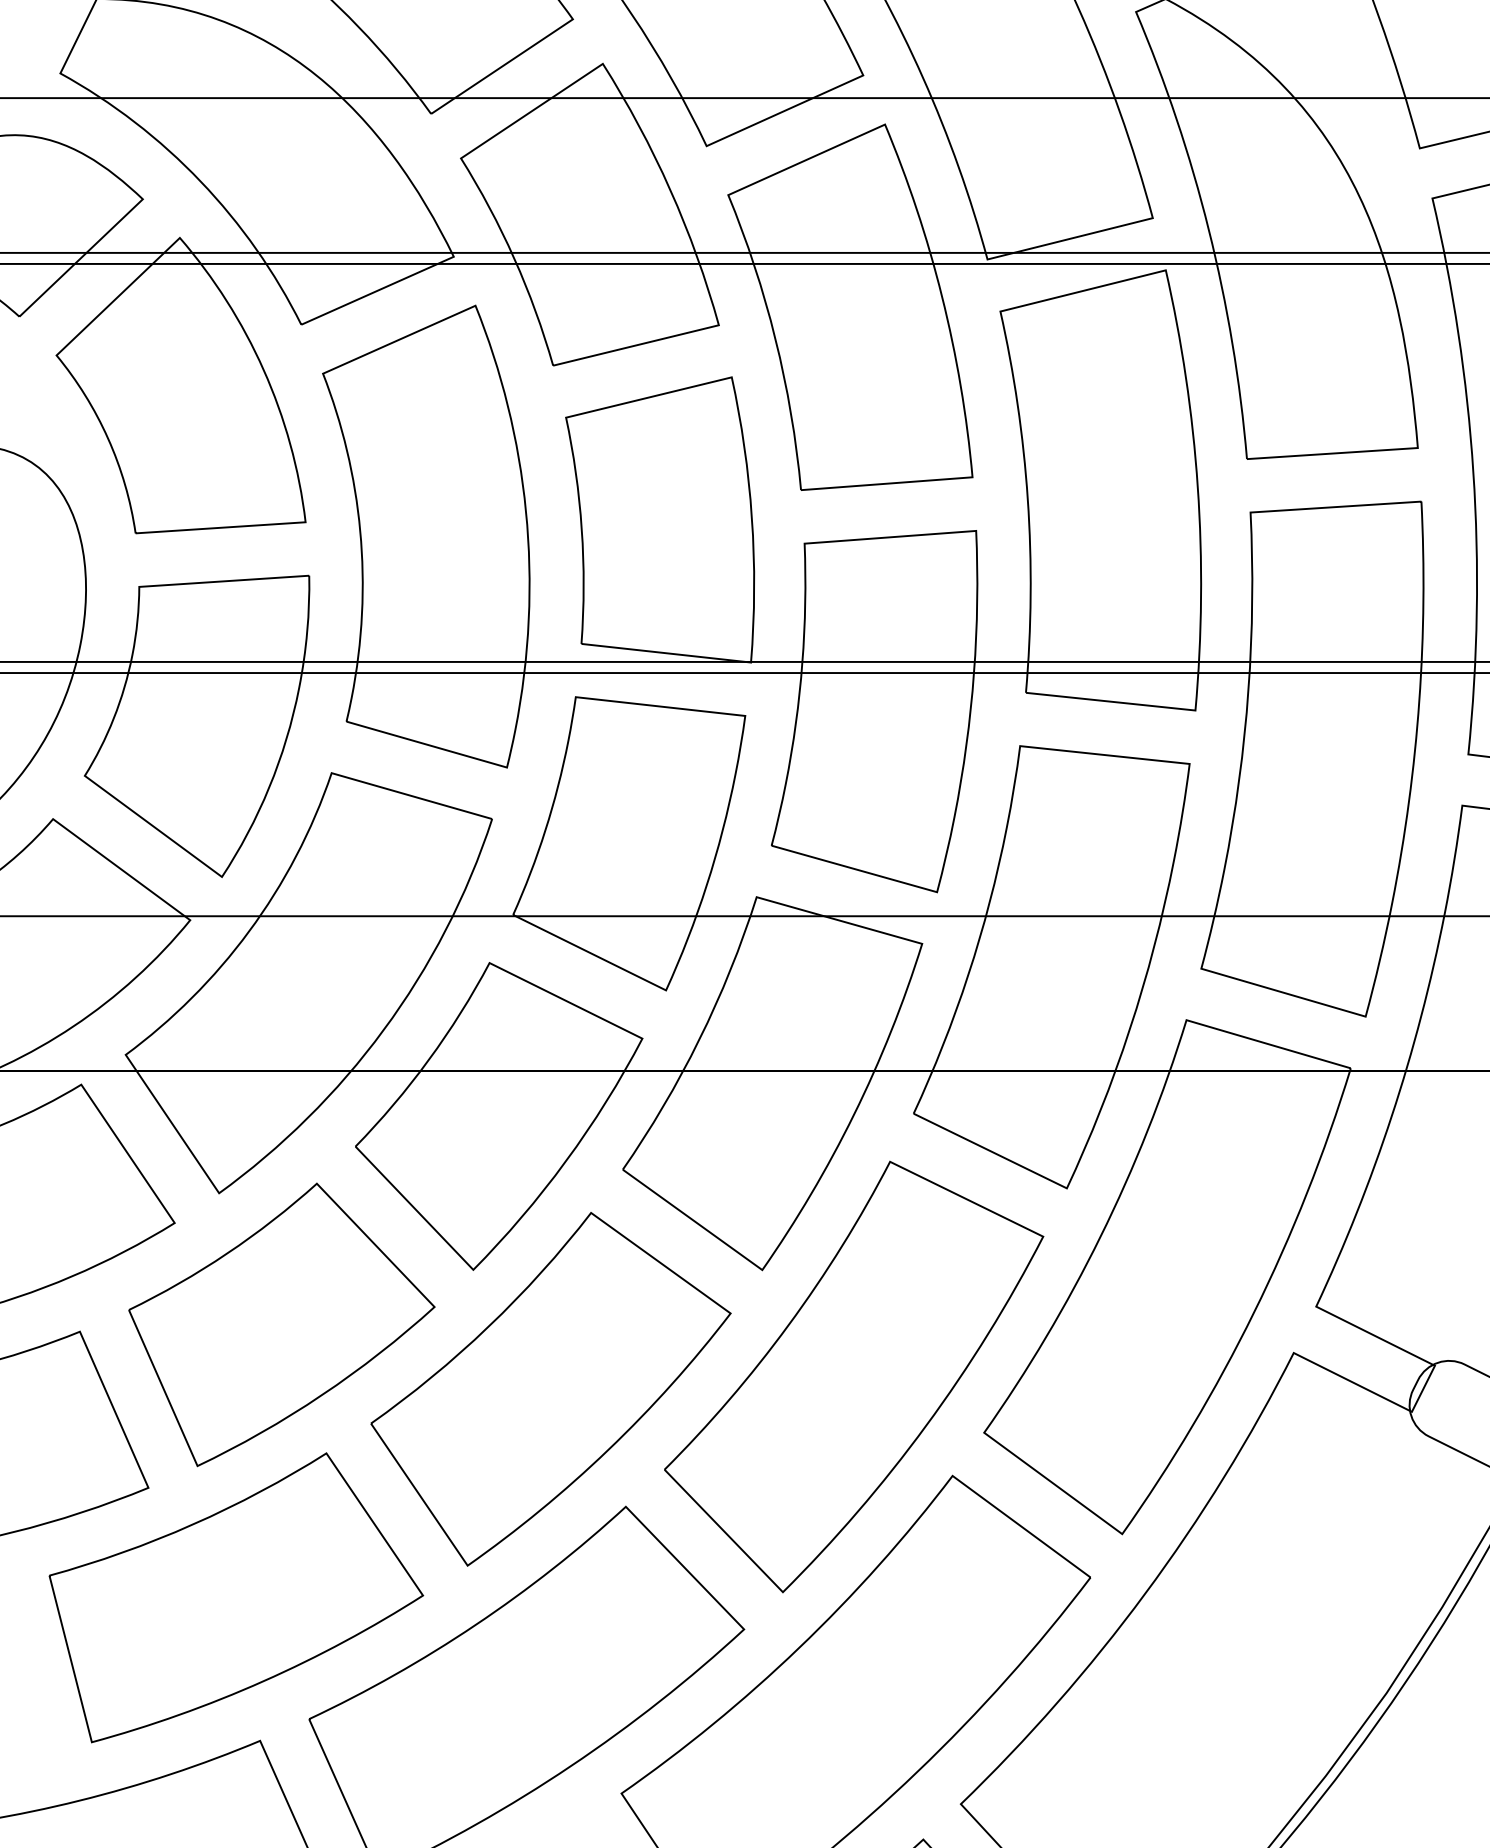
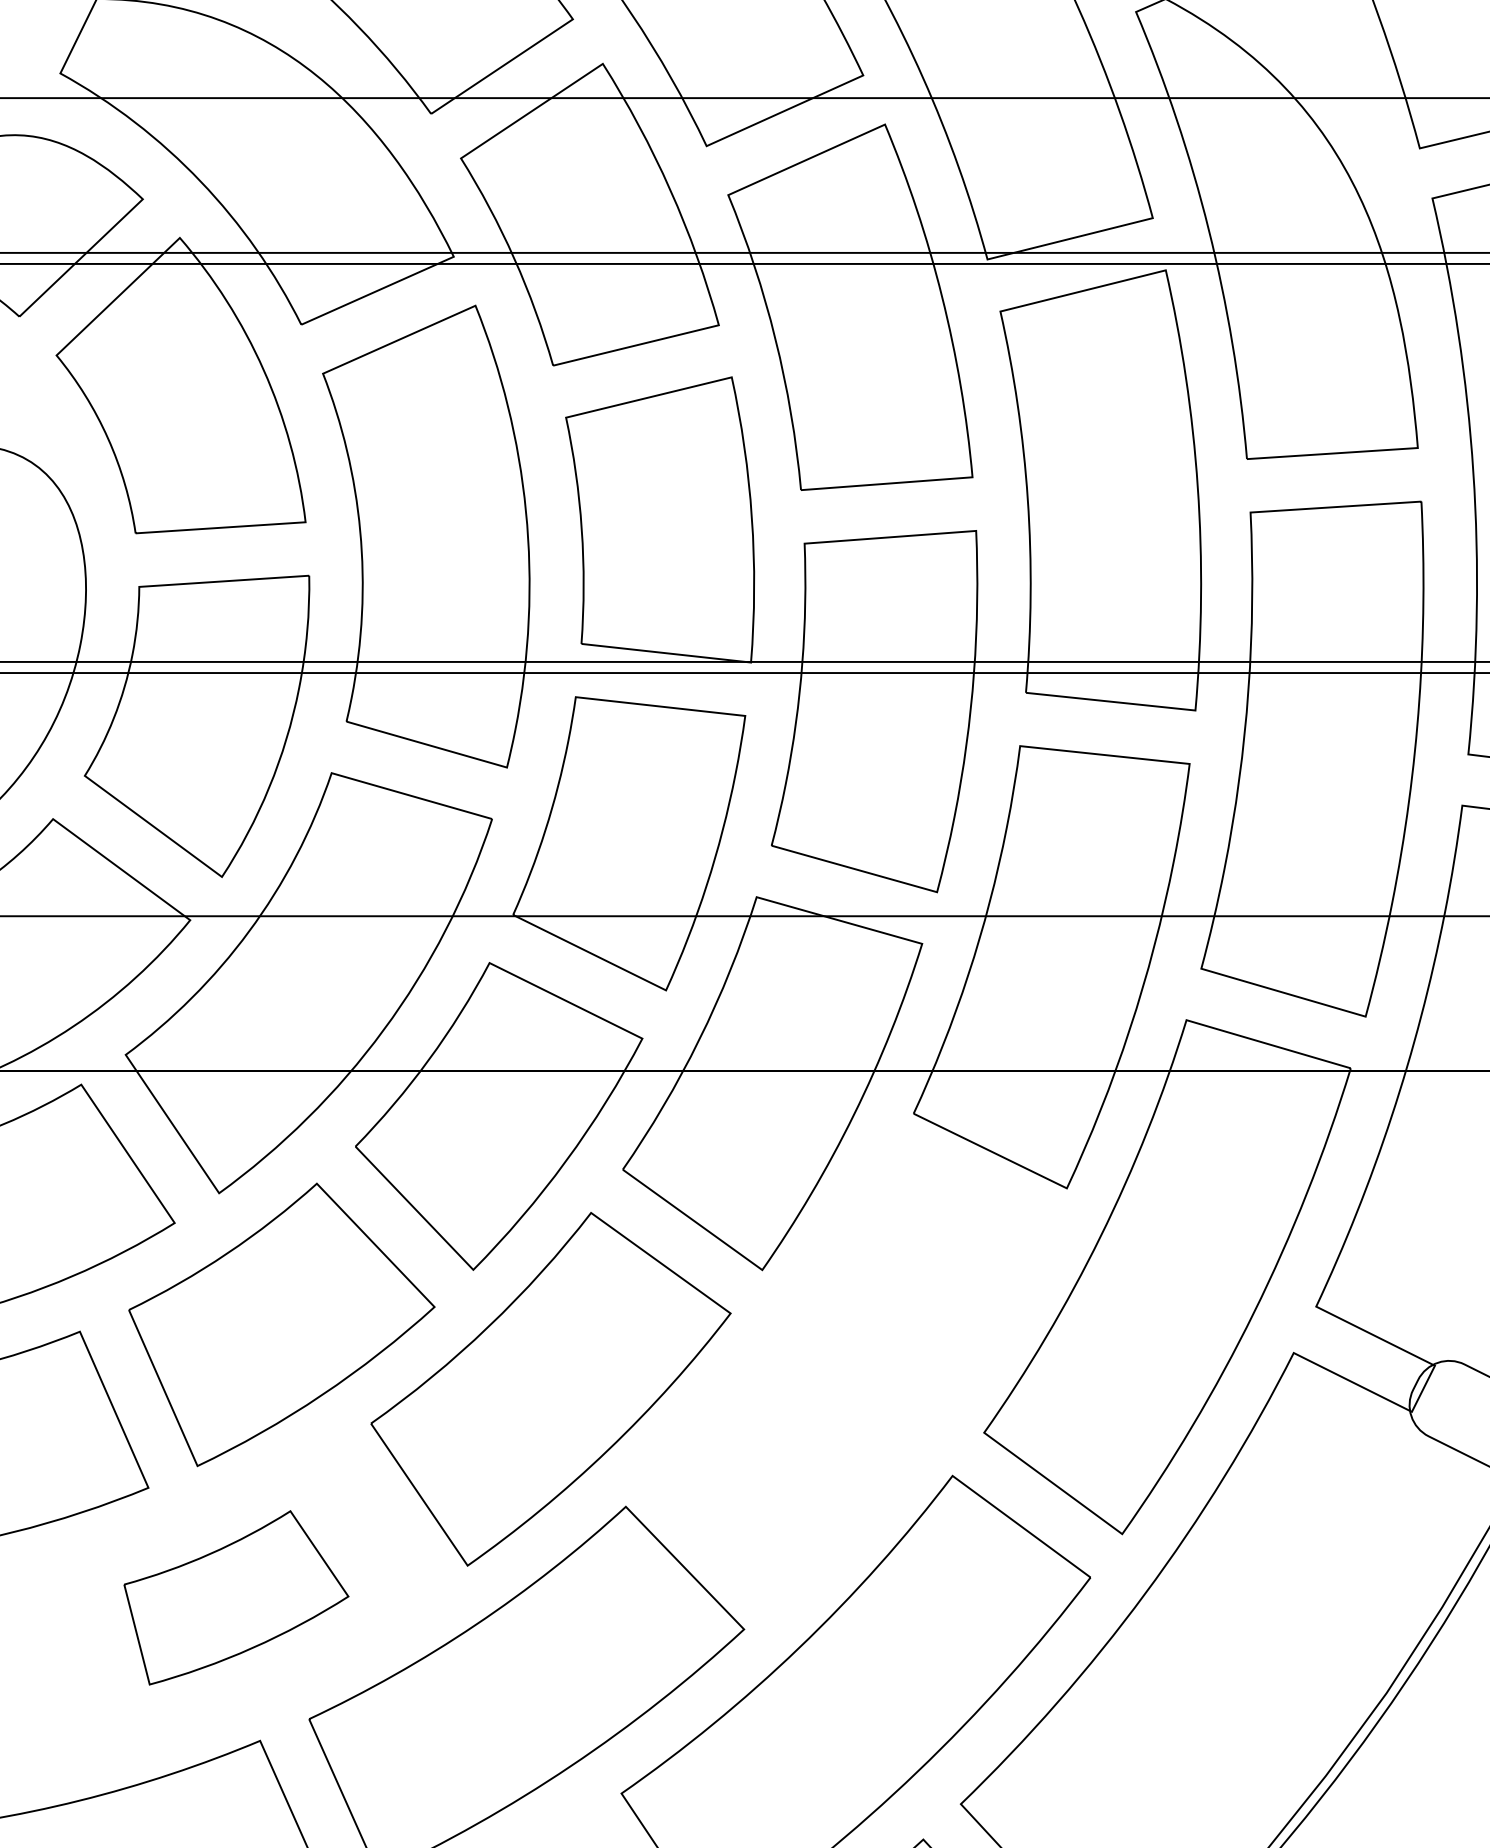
part: present -> none (854, 1376)
part size: 377x292 px -> 227x176 px (236, 1597)
